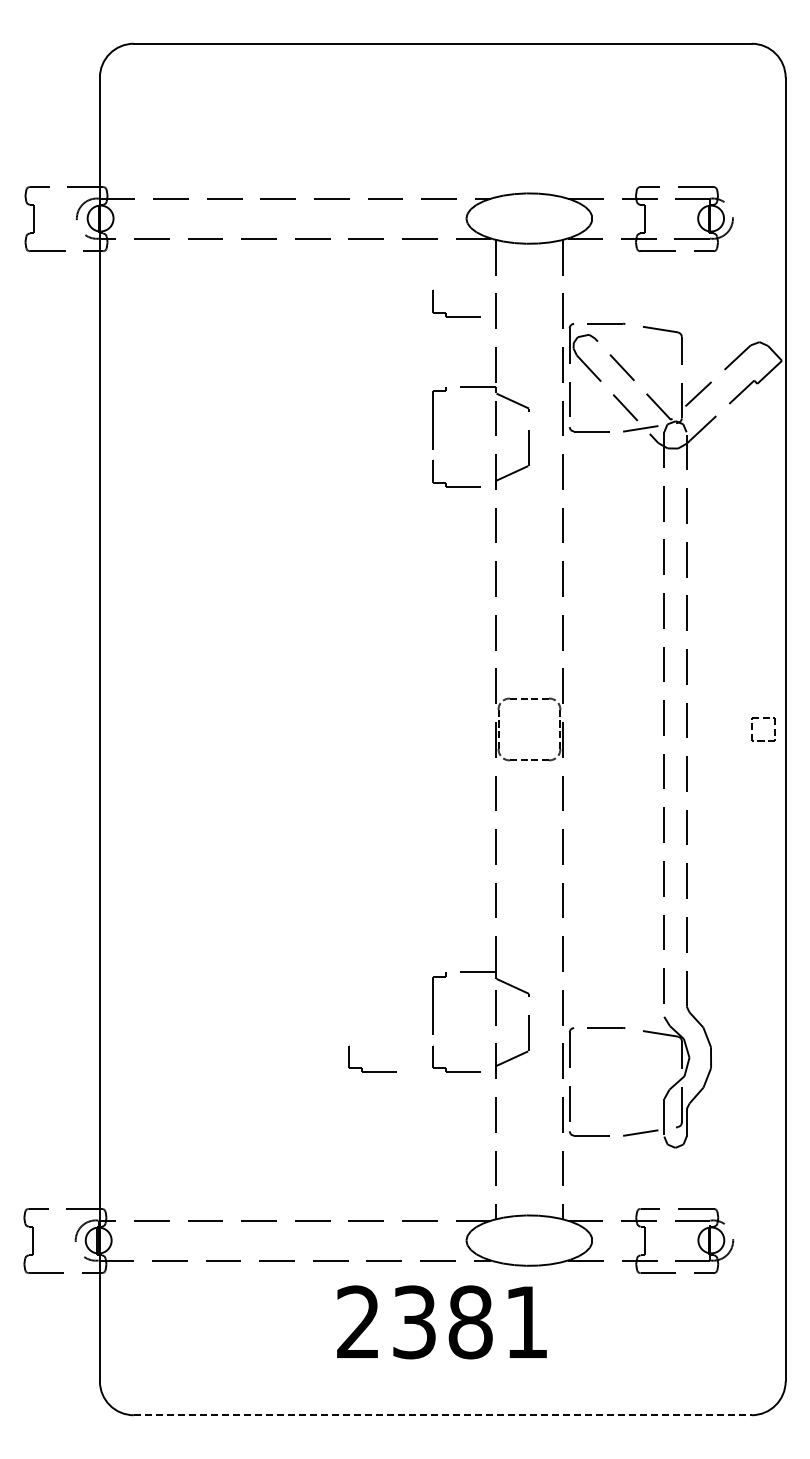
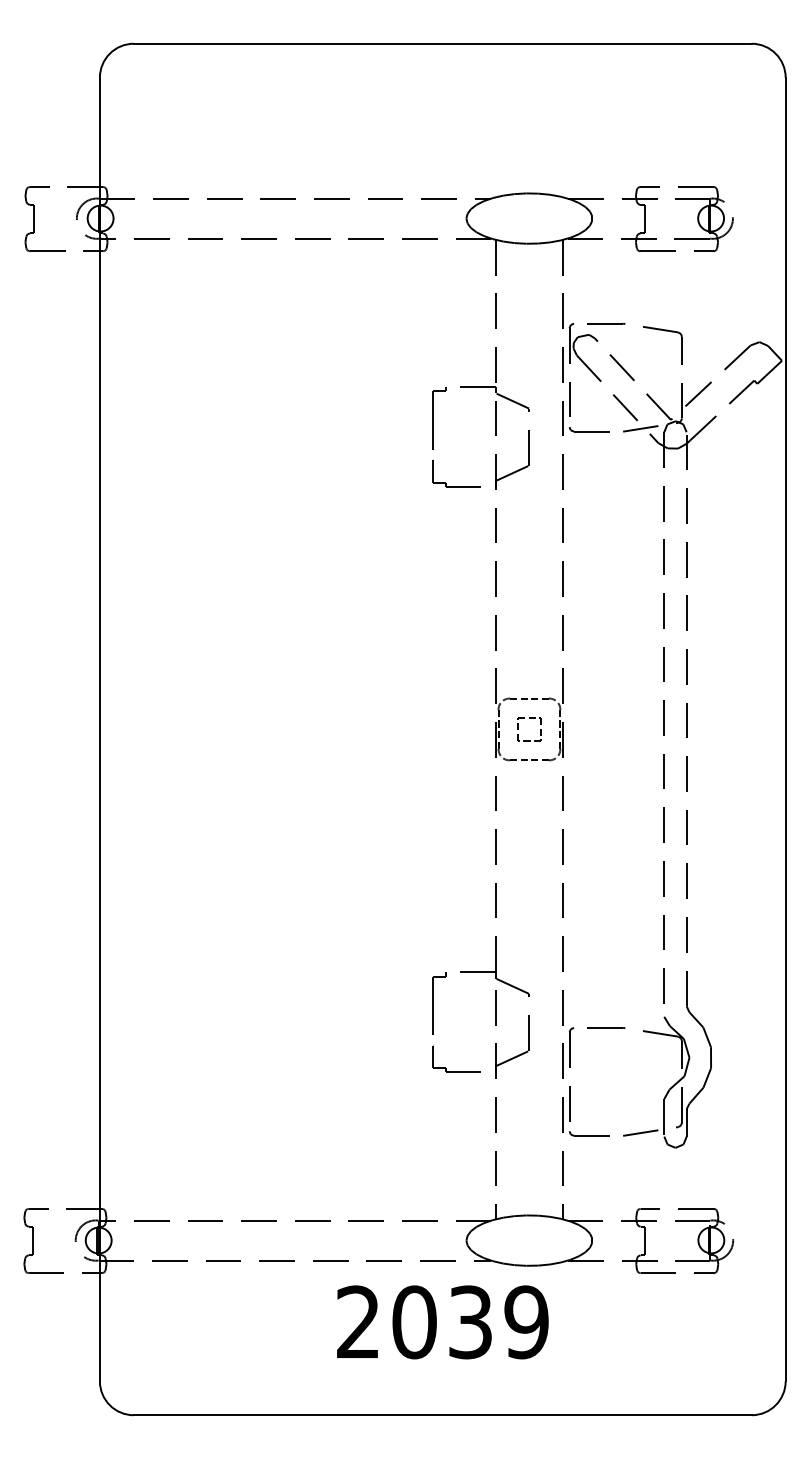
part: present -> none (456, 316)
part position: (763, 718) -> (529, 718) (529, 718)
part: present -> none (372, 1071)
text: 2381 -> 2039 (470, 1322)
line: dashed -> solid (442, 1415)
